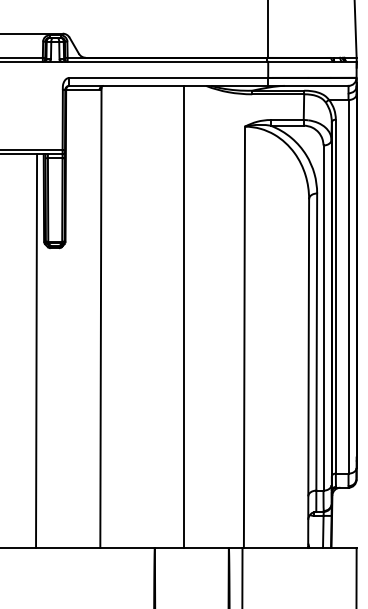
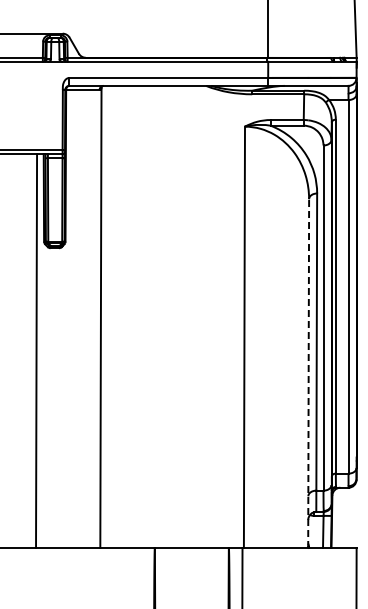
line: present -> none (184, 316)
line: solid -> dashed (308, 373)
